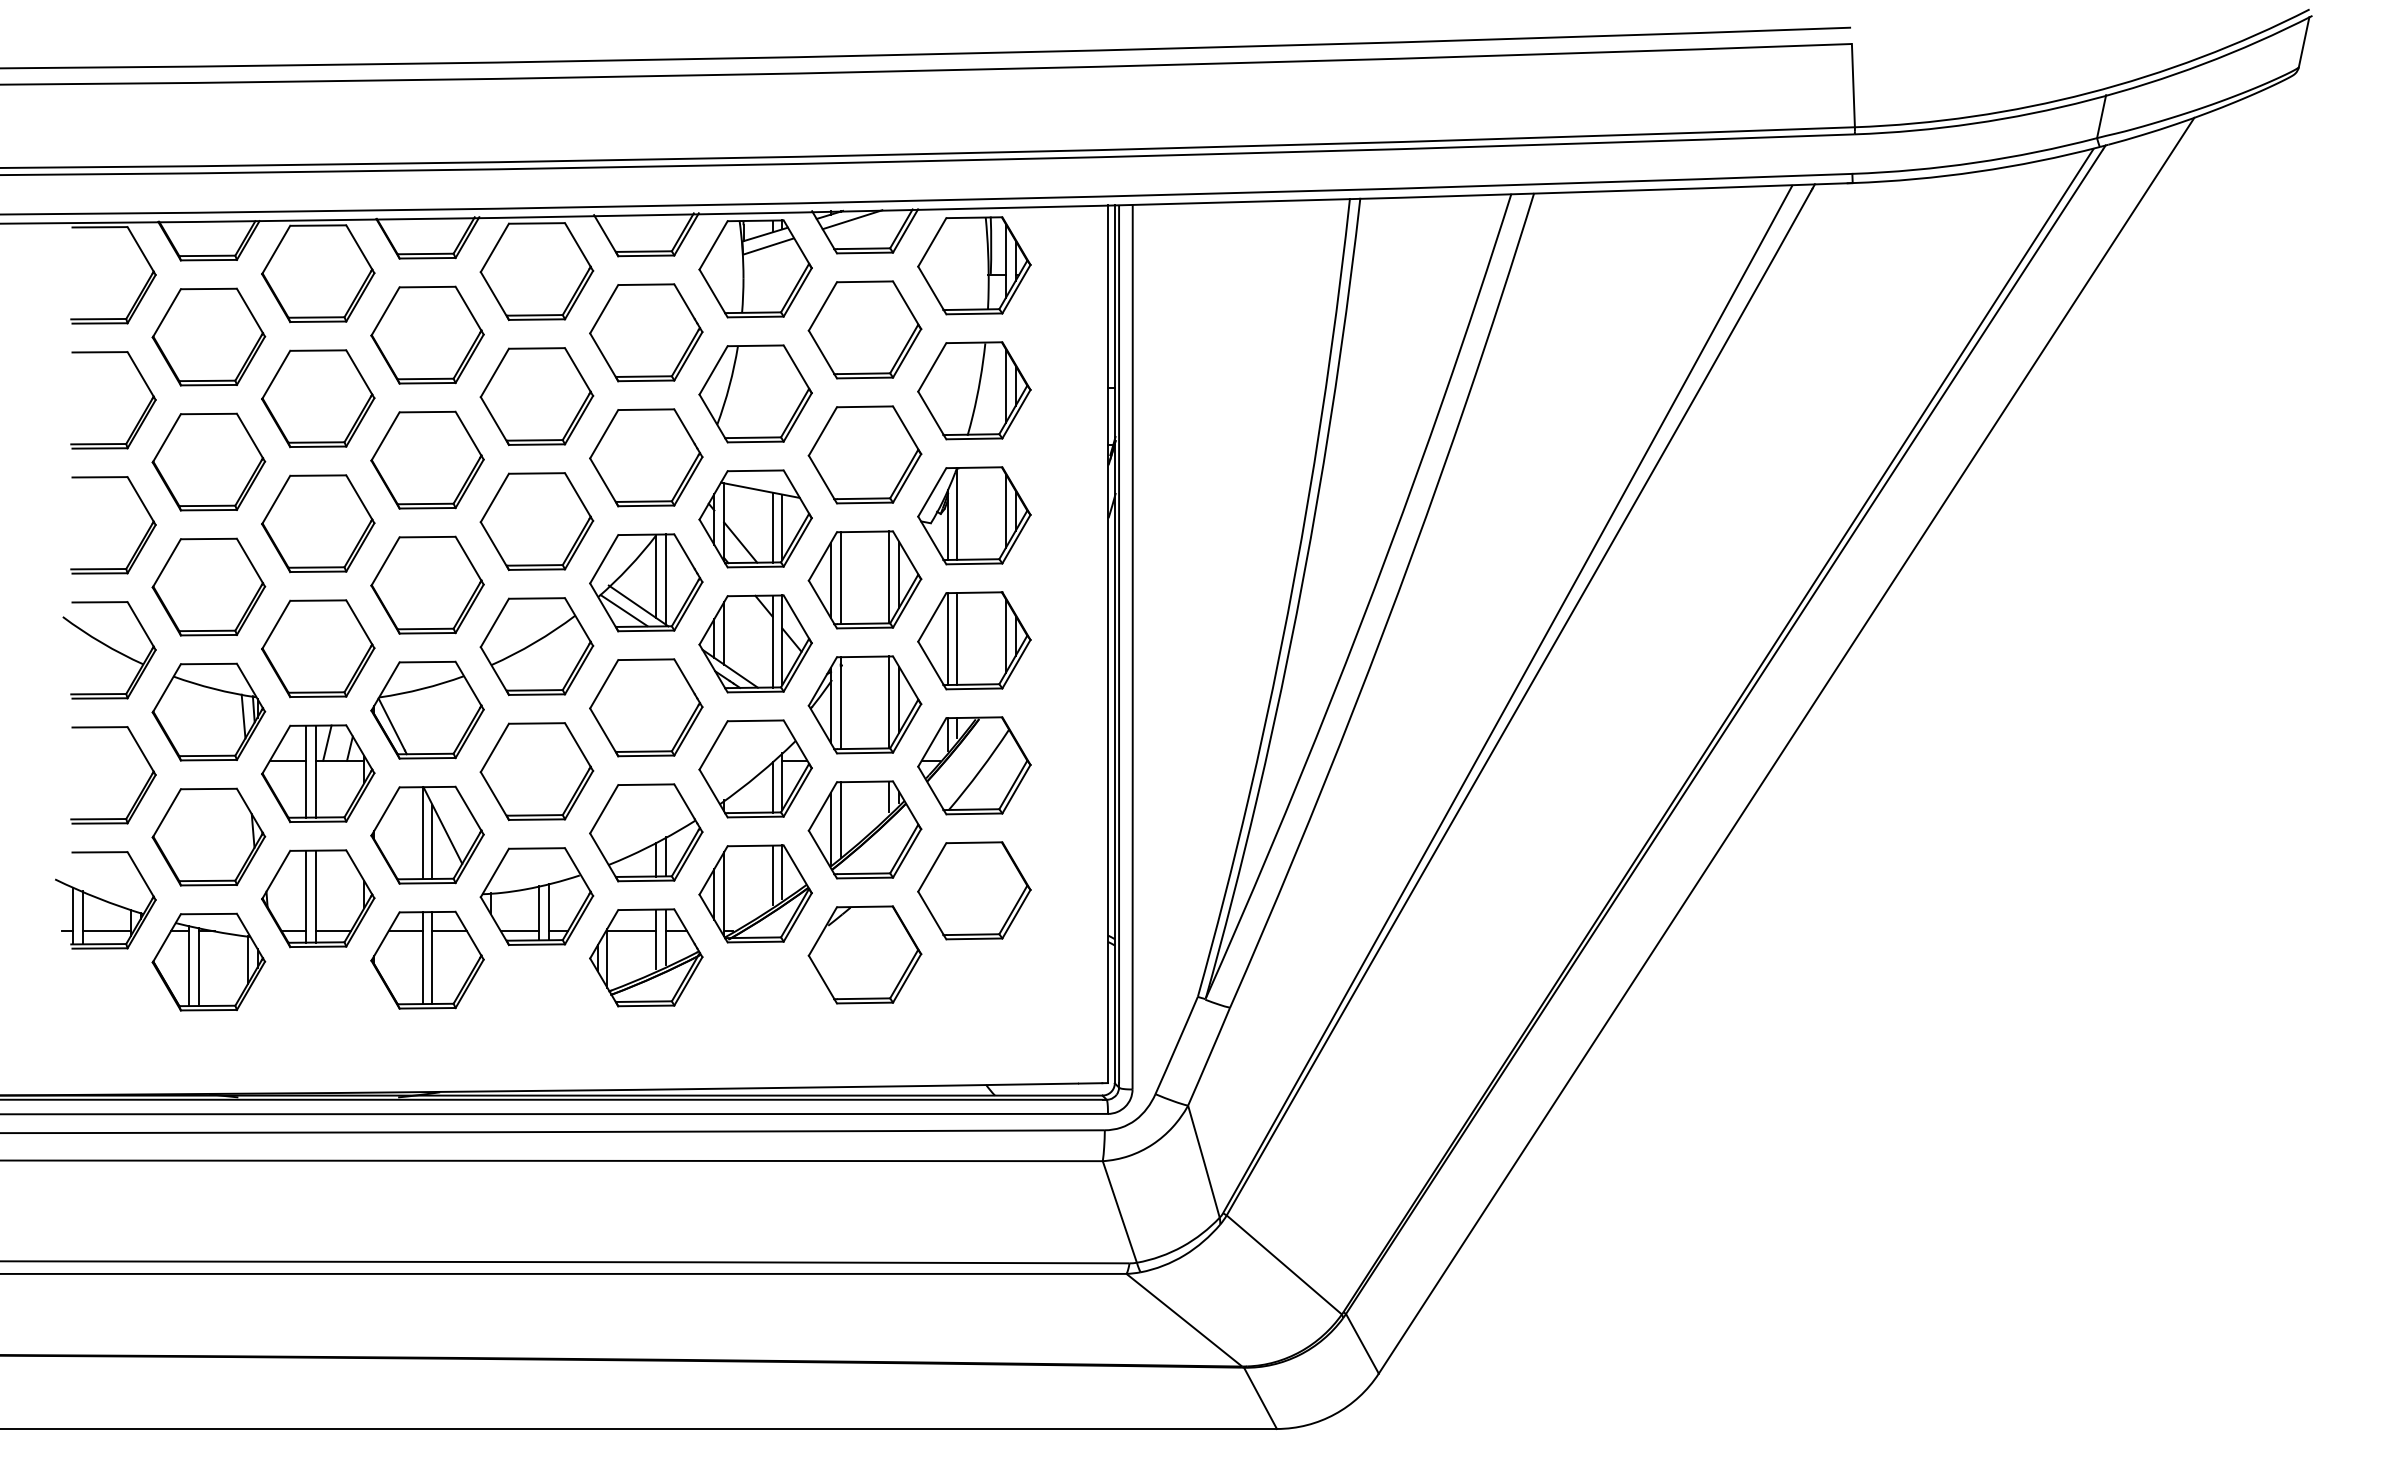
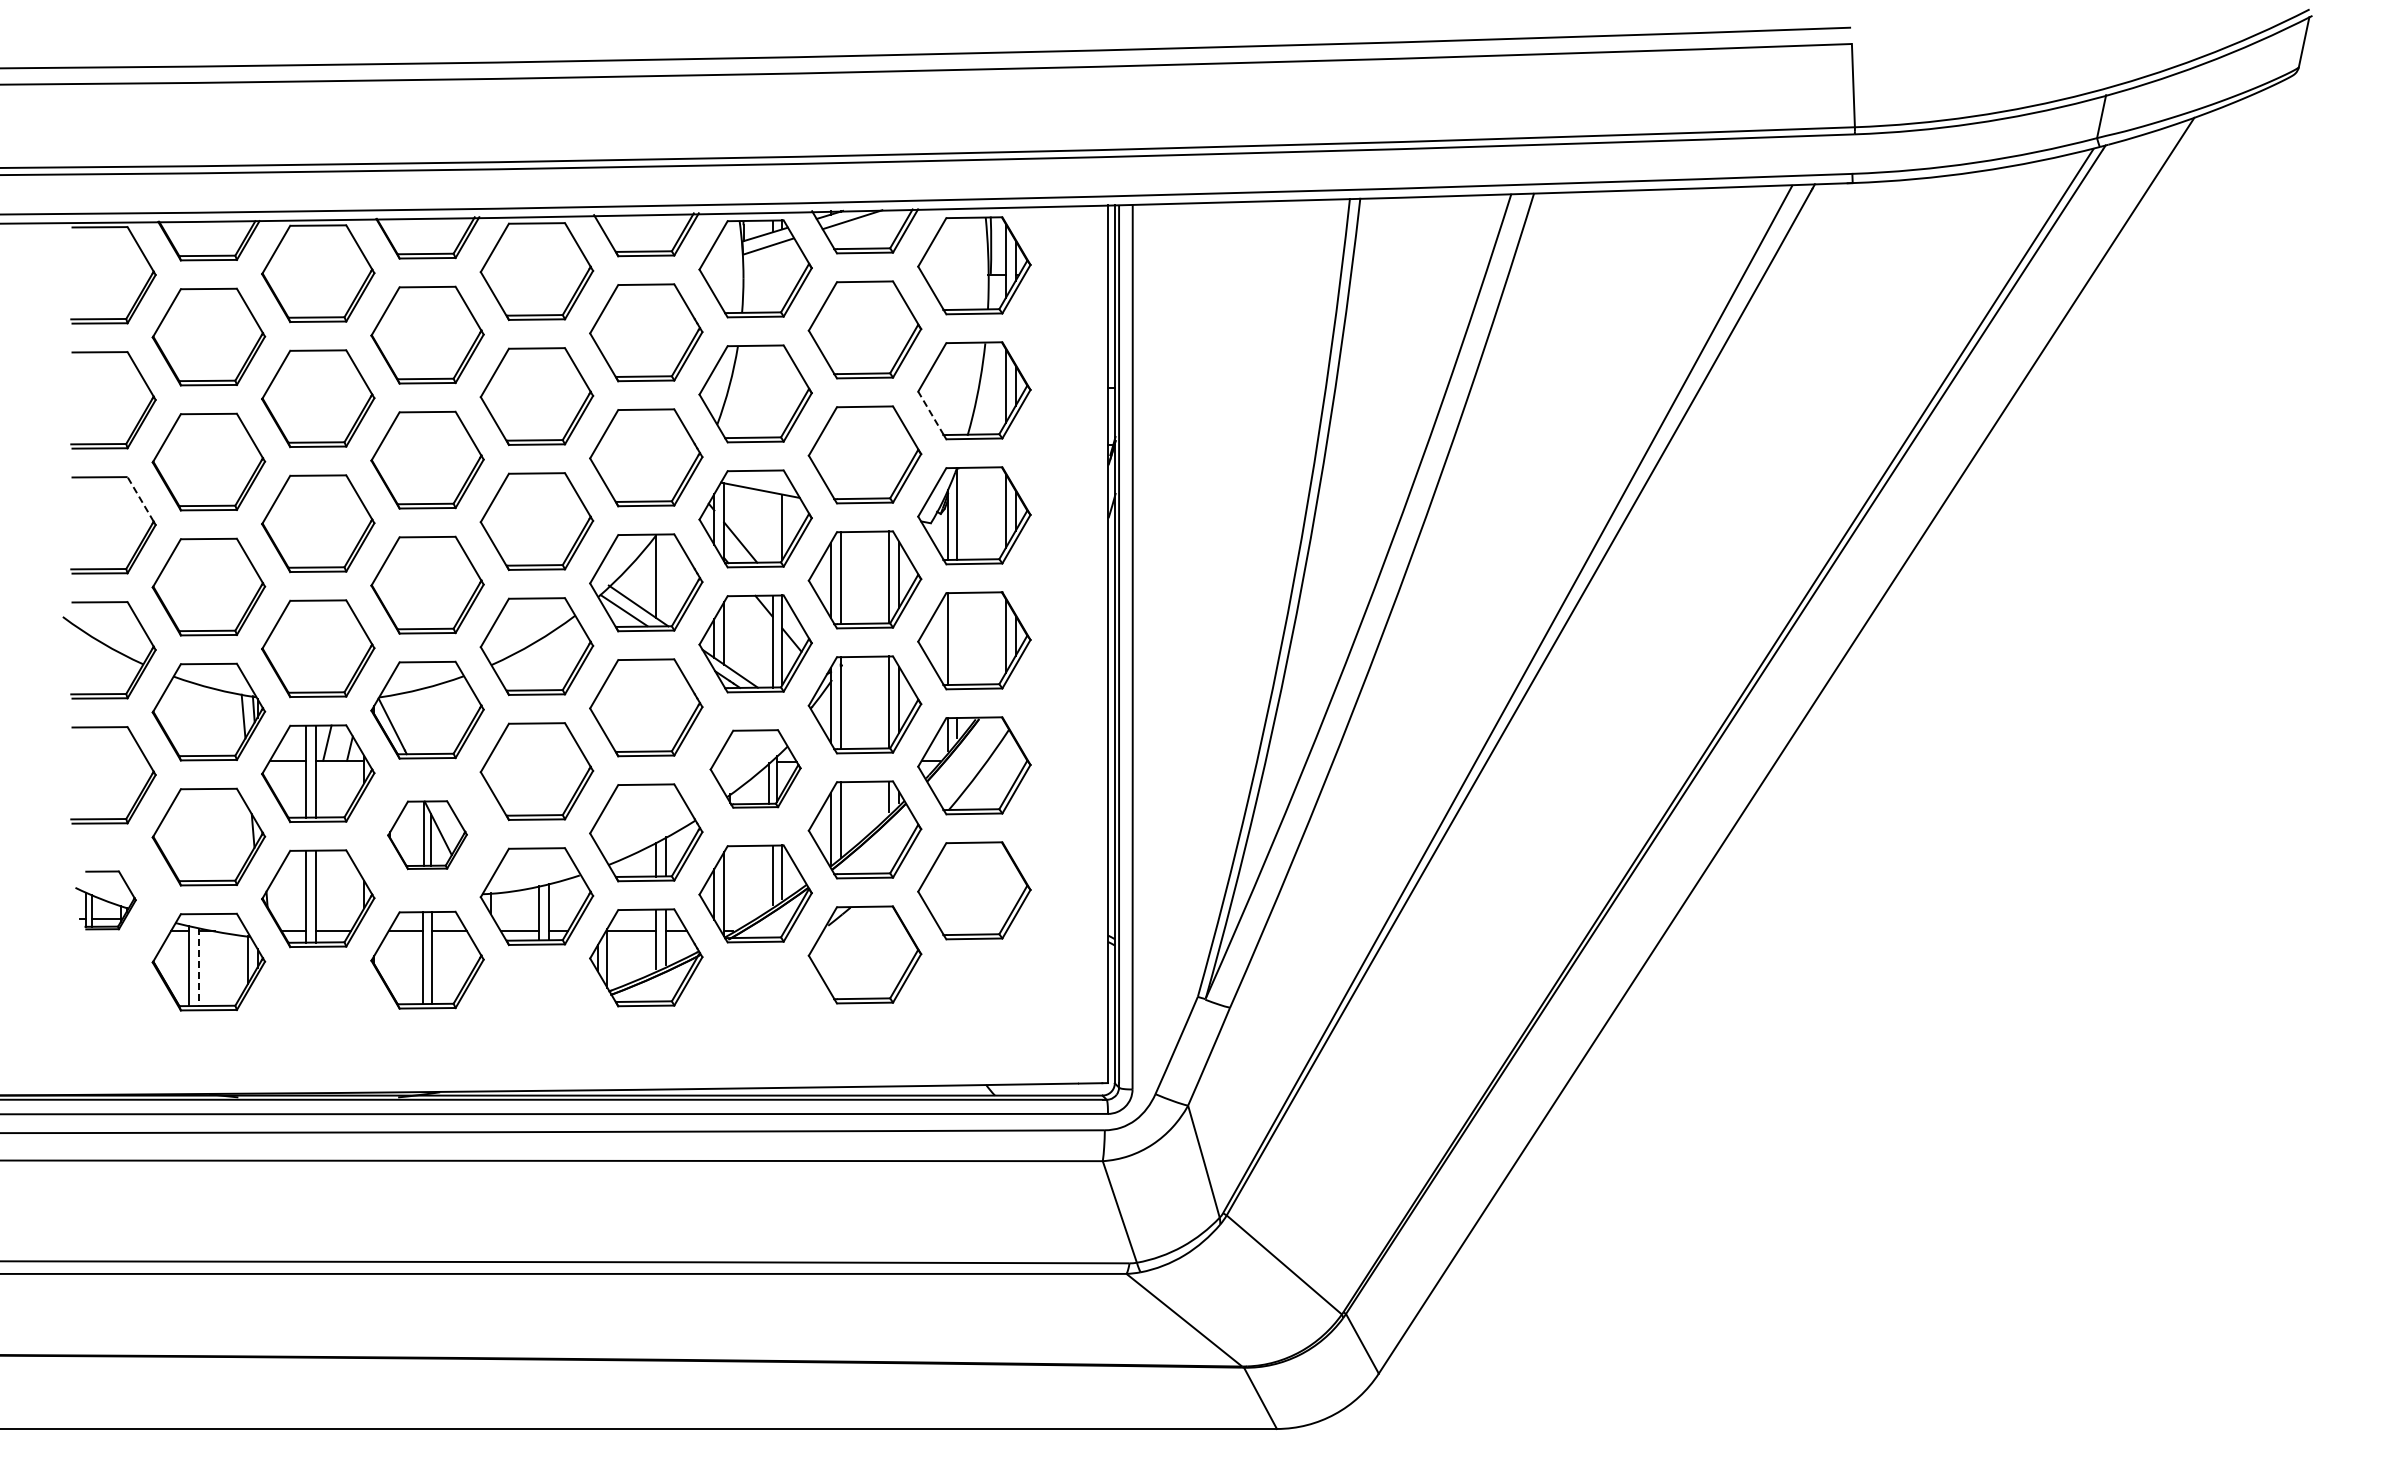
line: solid -> dashed (930, 412)
line: solid -> dashed (140, 499)
line: present -> none (772, 527)
line: present -> none (665, 579)
line: present -> none (957, 638)
part size: 115x100 px -> 93x80 px (755, 768)
part size: 115x100 px -> 81x71 px (427, 835)
part size: 102x99 px -> 62x61 px (105, 900)
line: solid -> dashed (199, 967)
